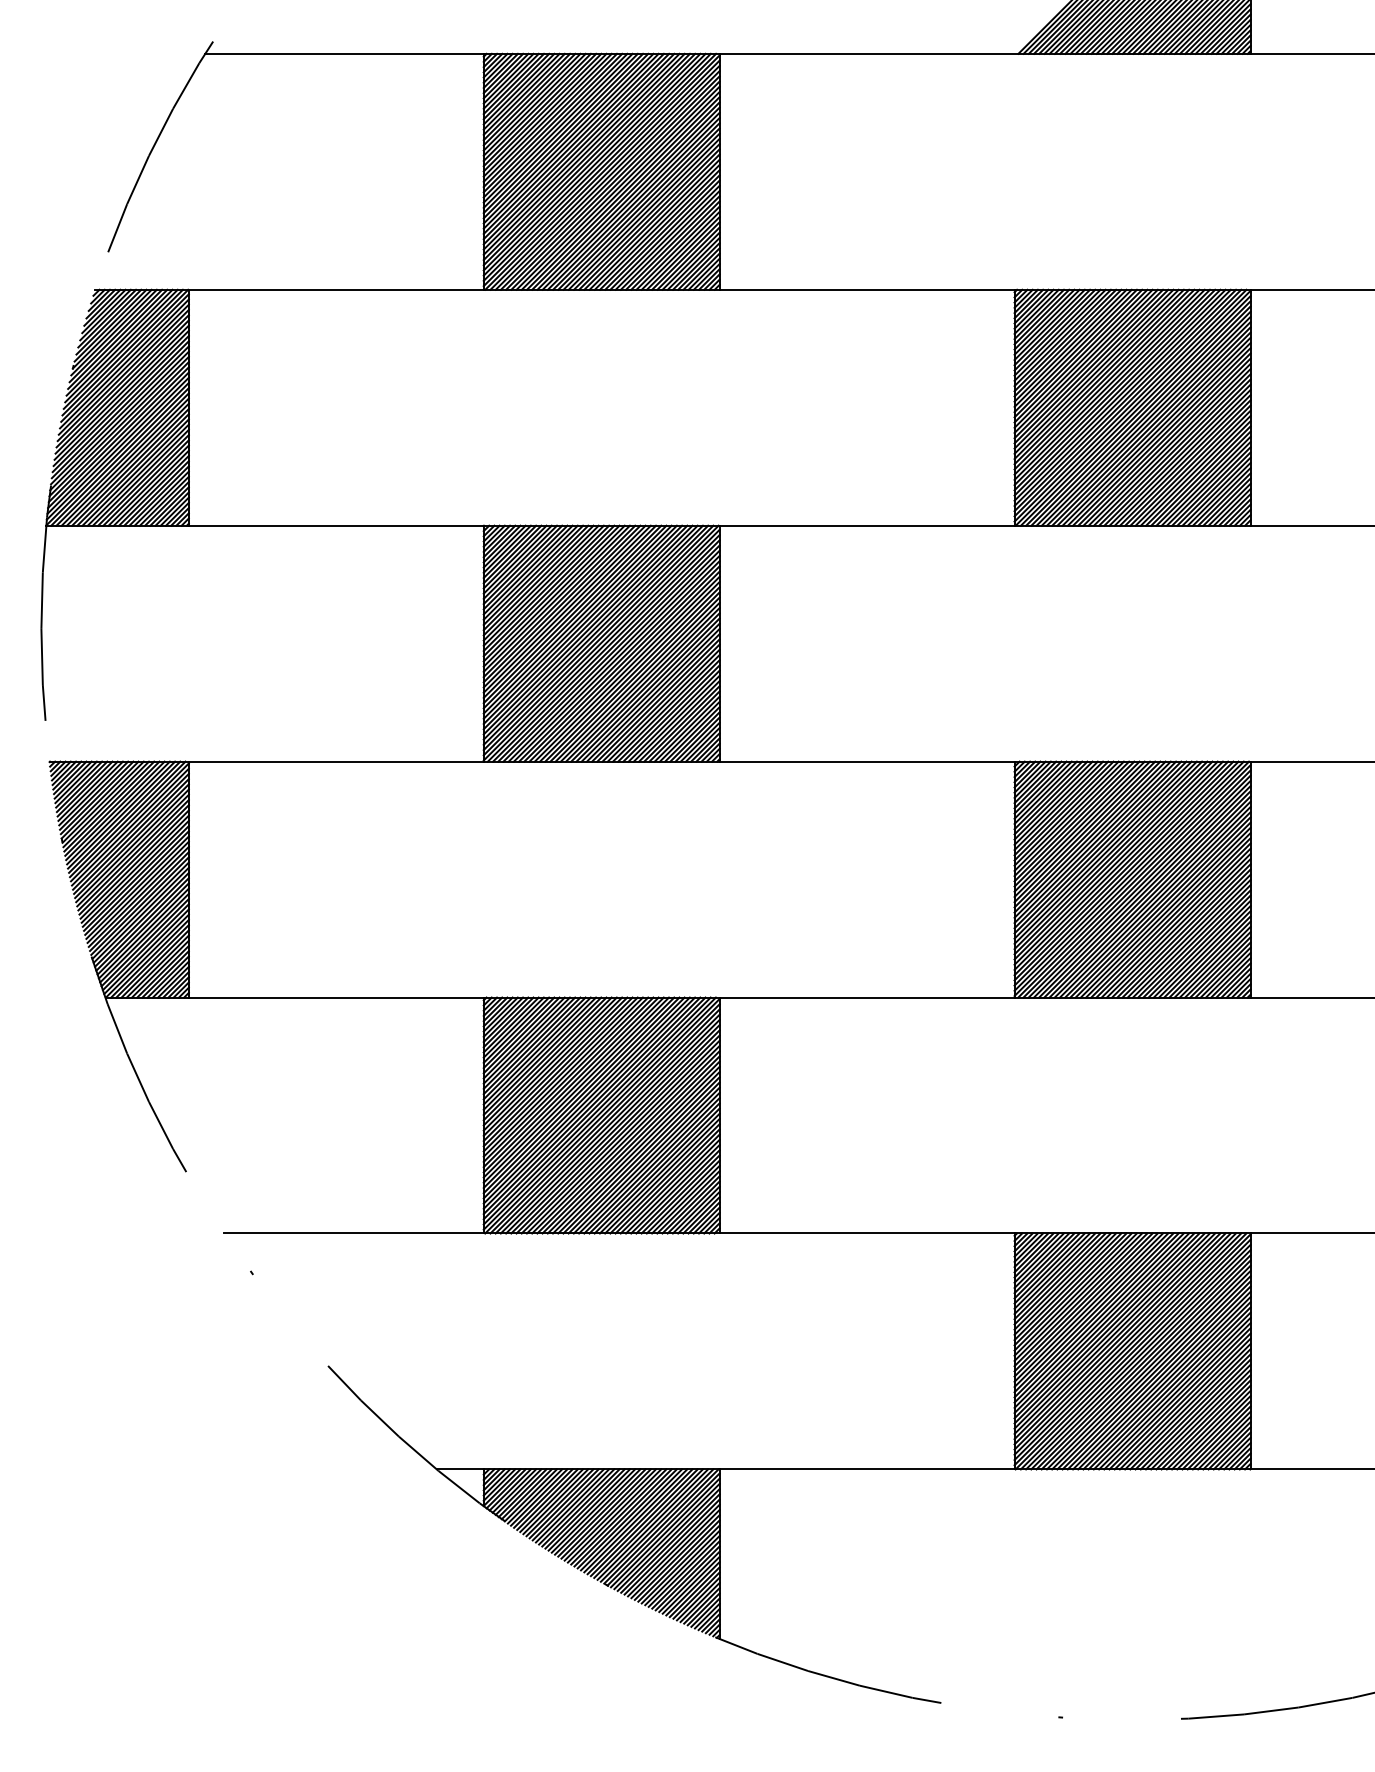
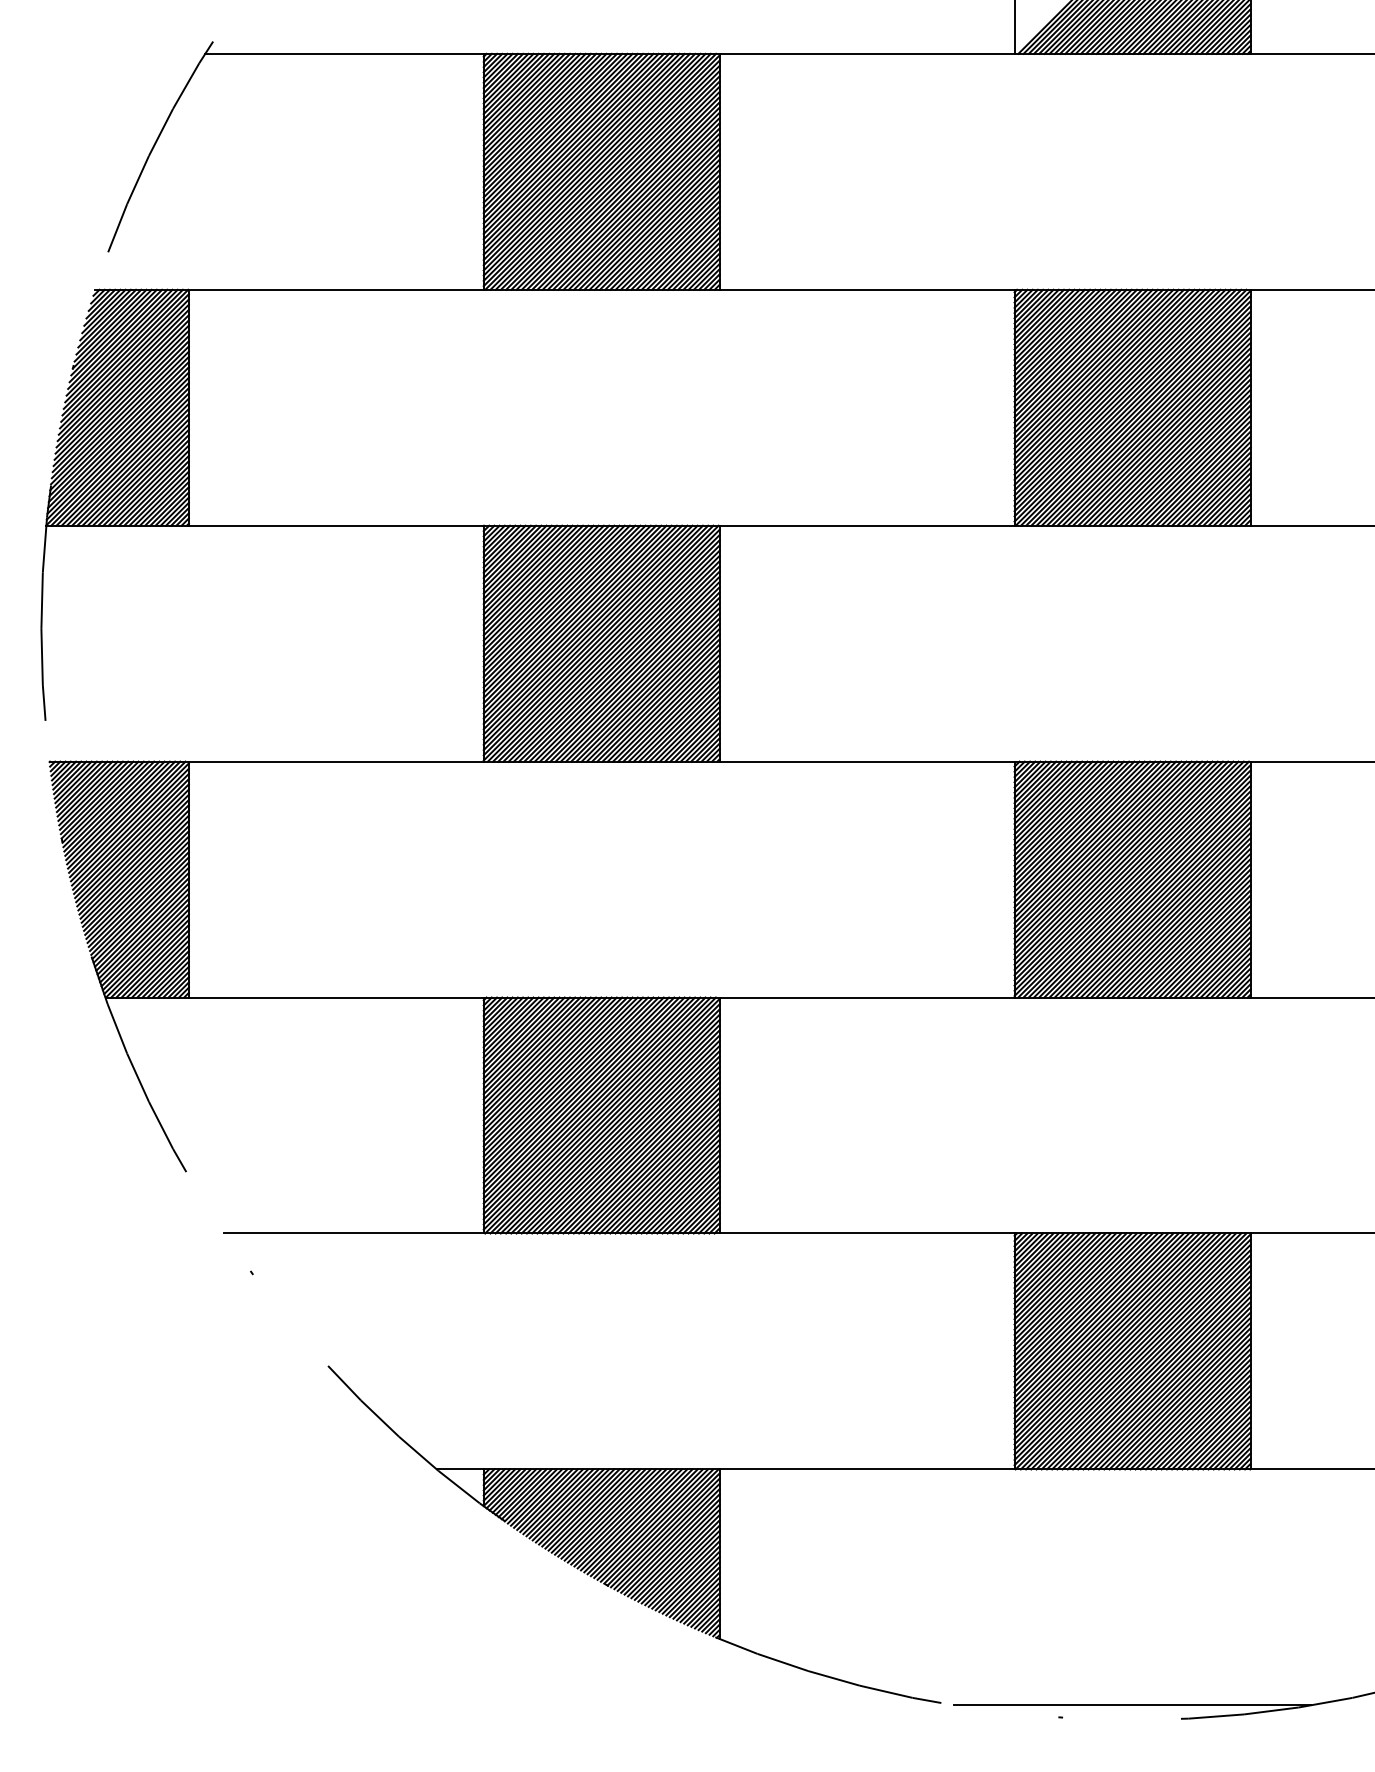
line: none -> present (1014, 27)
line: none -> present (1132, 1705)
